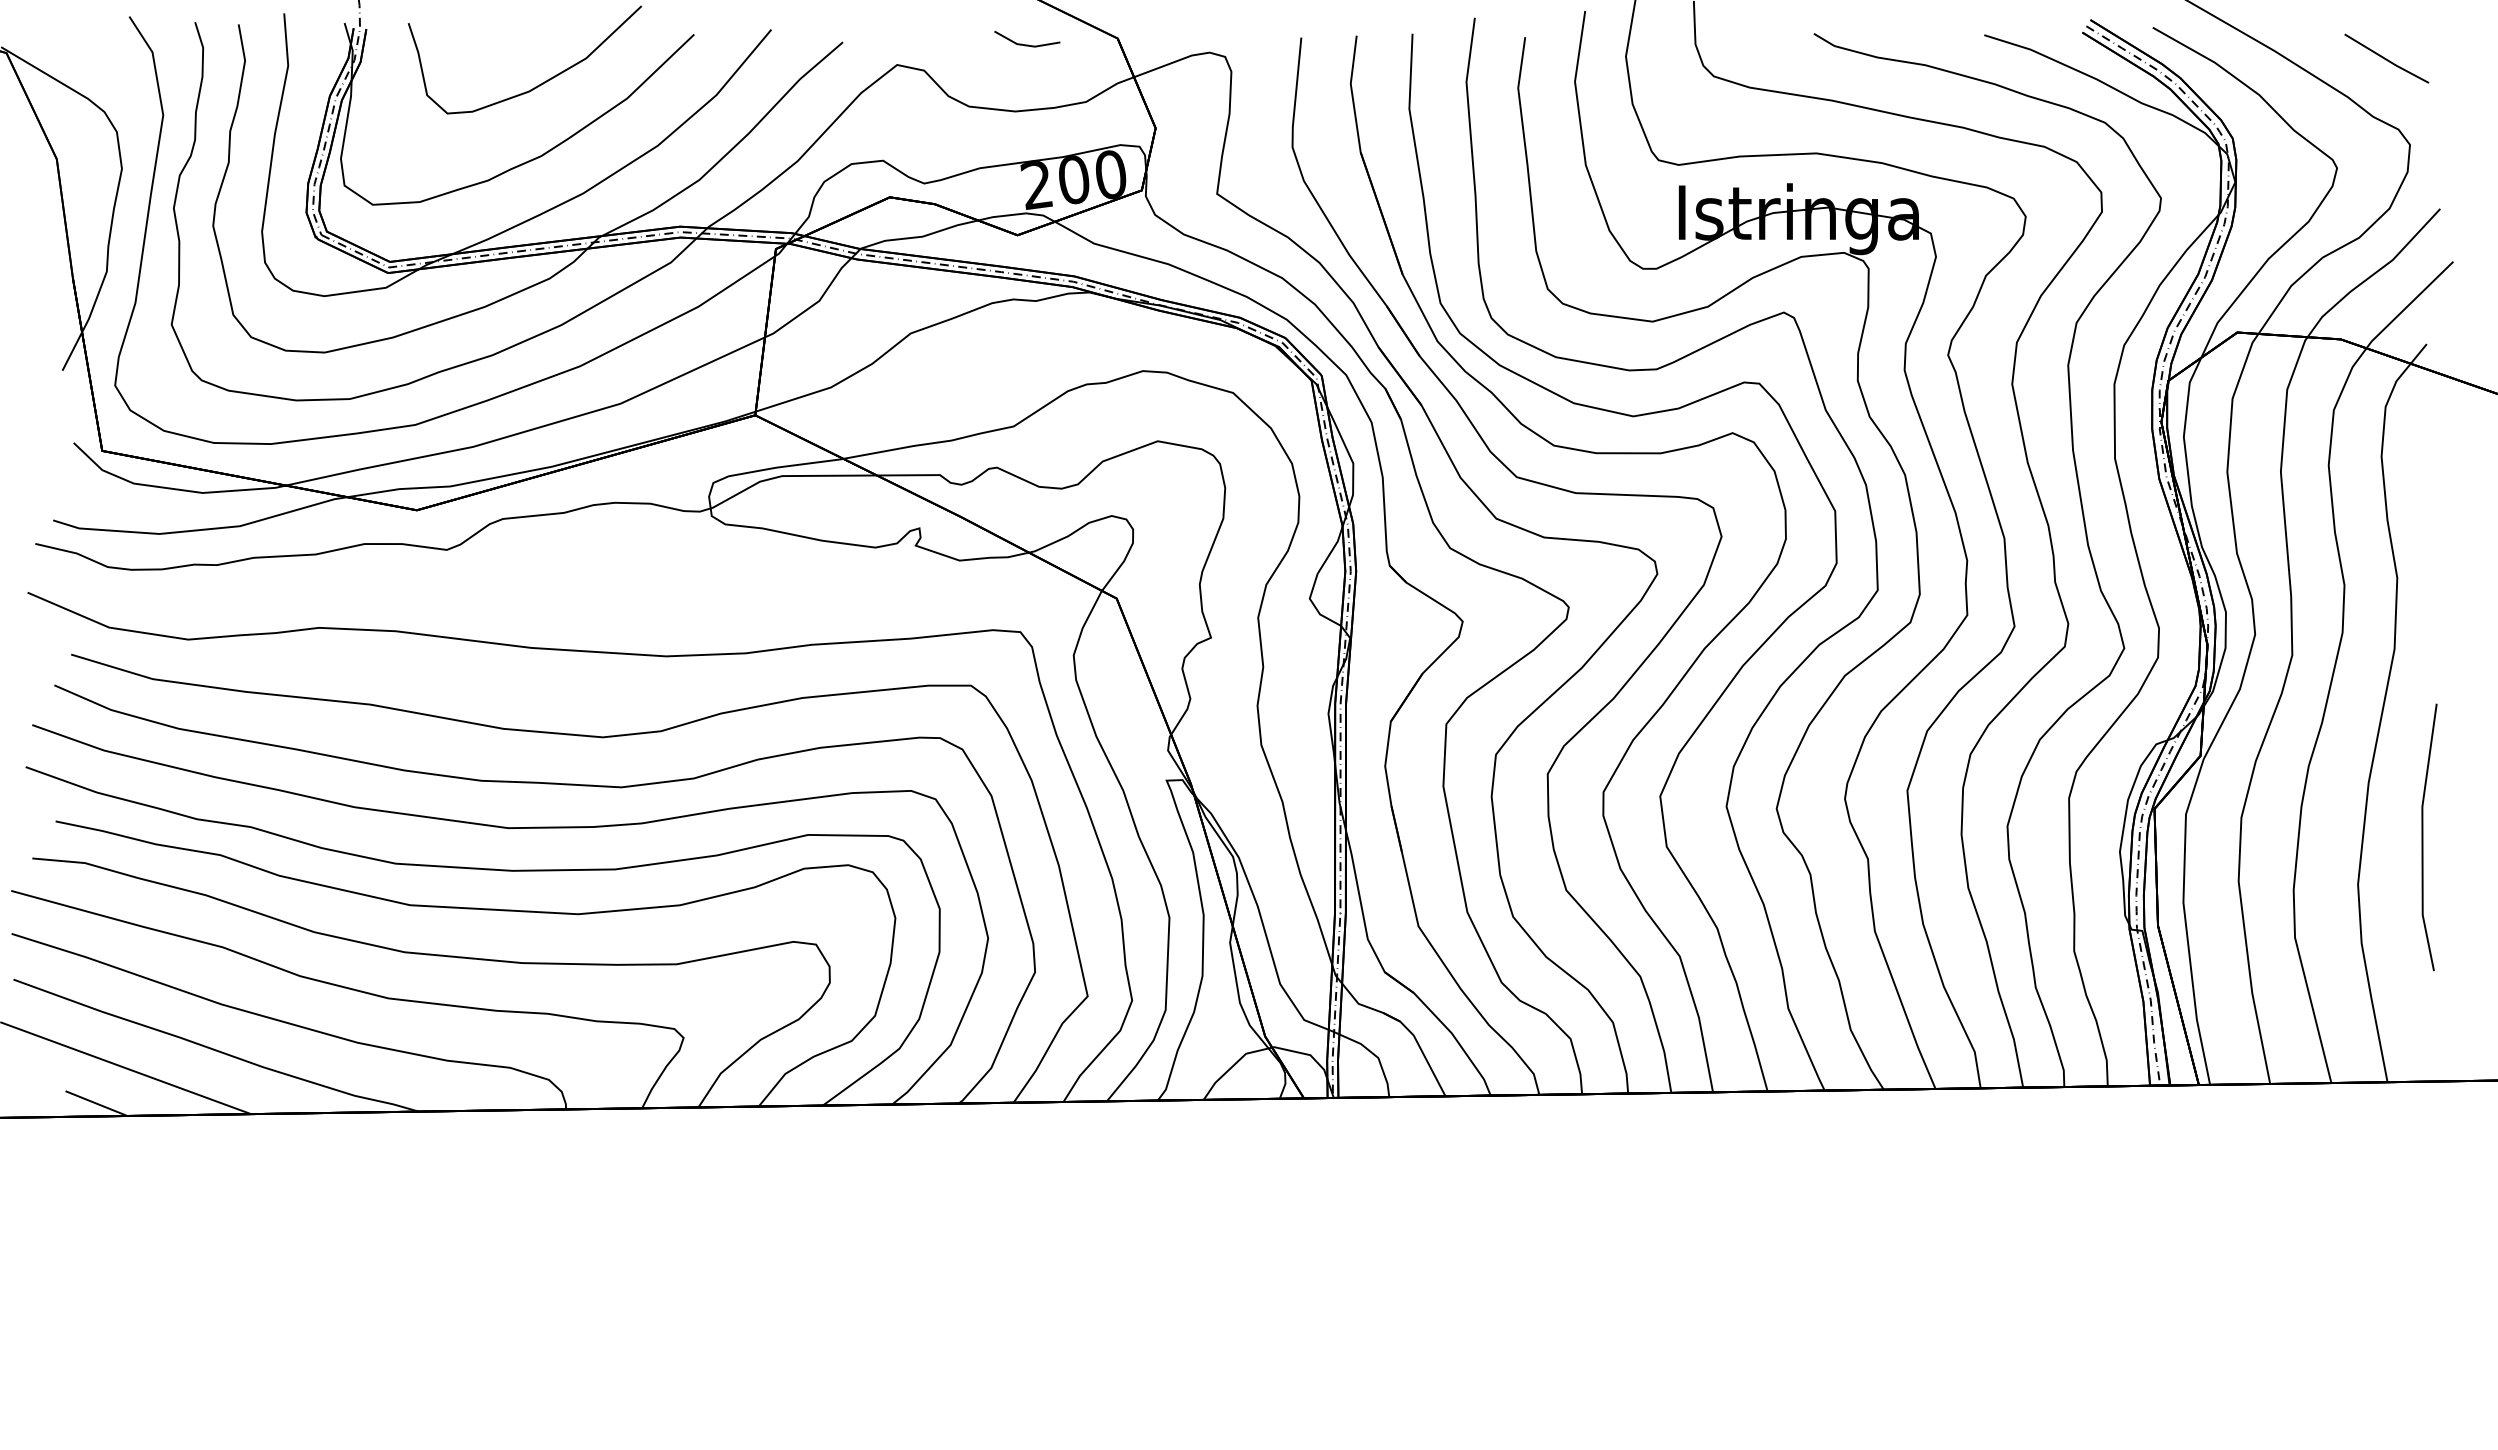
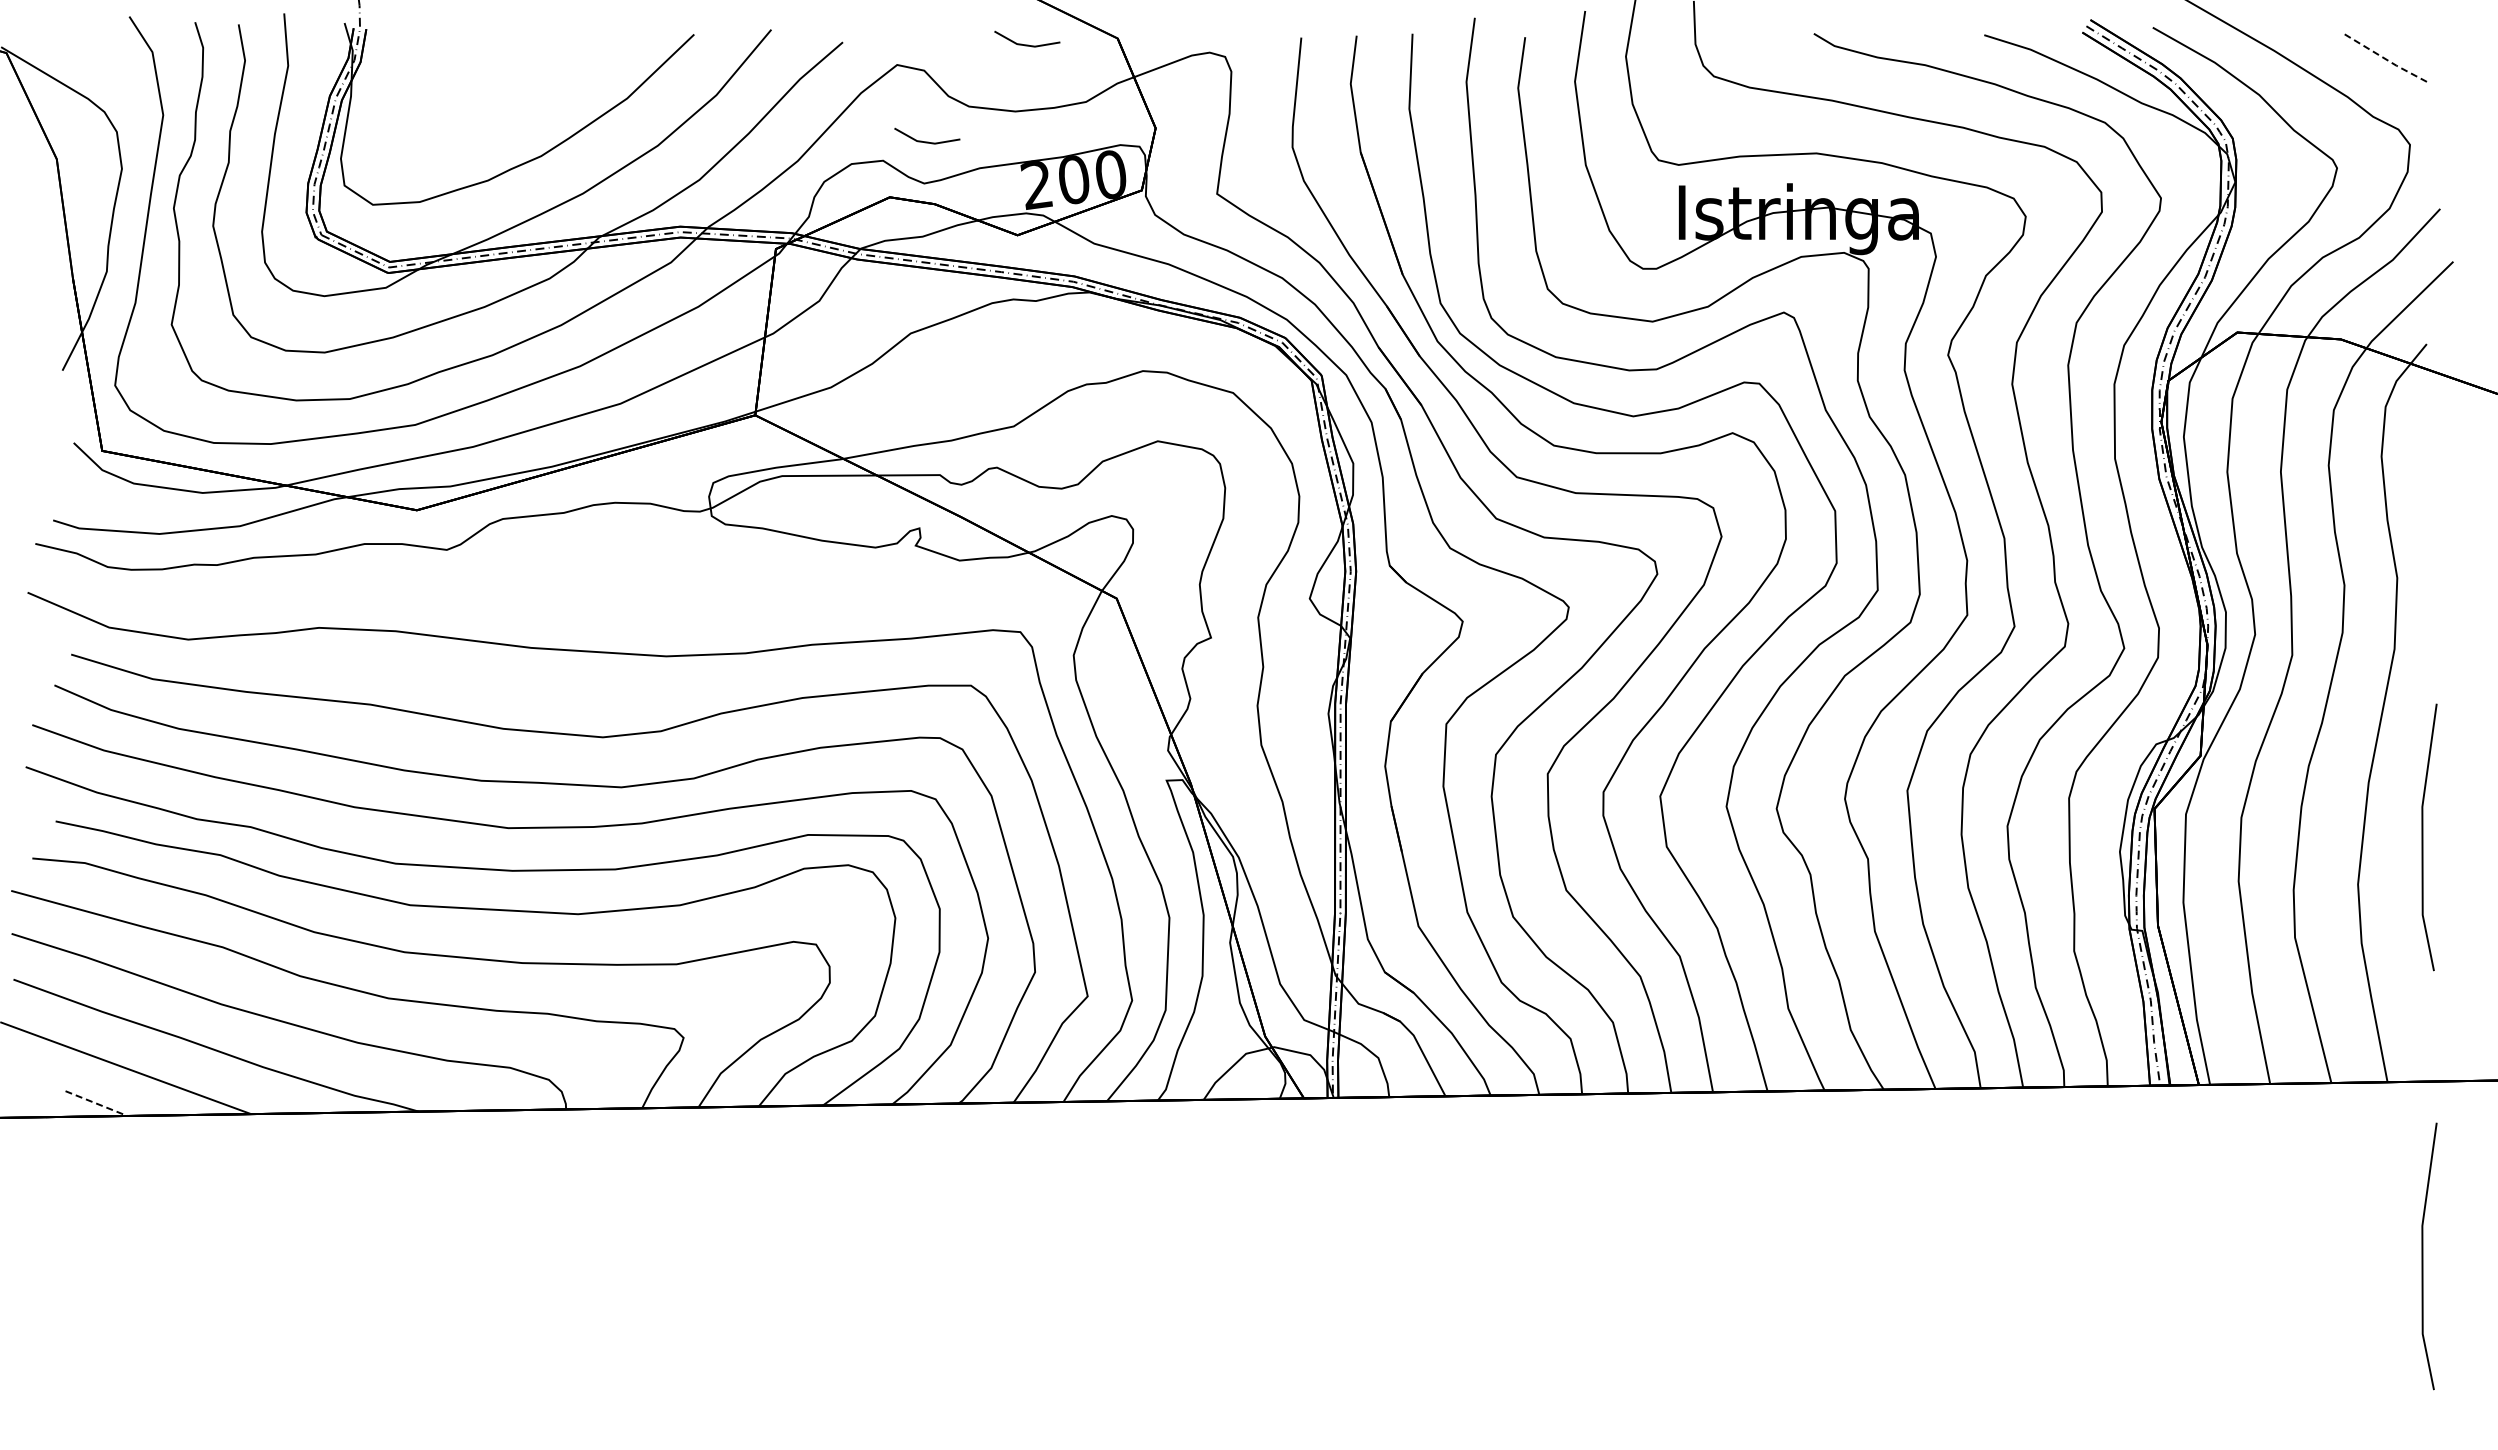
line: solid -> dashed (2387, 60)
curve: present -> none (540, 83)
line: none -> present (927, 141)
line: solid -> dashed (96, 1103)
line: none -> present (2423, 1256)
